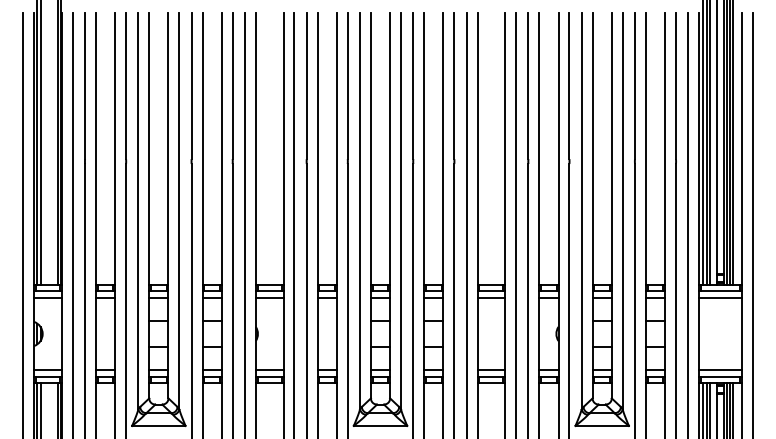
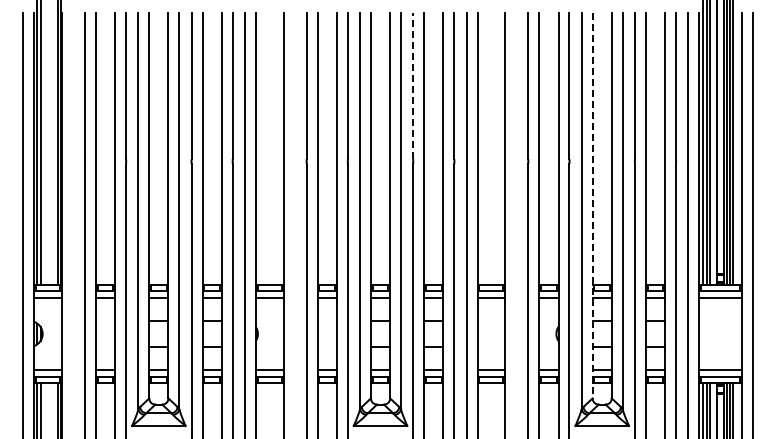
line: solid -> dashed (413, 86)
line: solid -> dashed (592, 205)
line: present -> none (72, 224)
line: present -> none (294, 224)
line: present -> none (516, 224)
